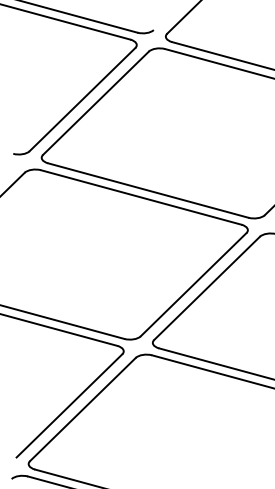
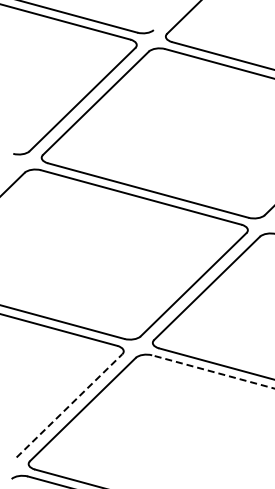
line: solid -> dashed (212, 371)
line: solid -> dashed (69, 405)
